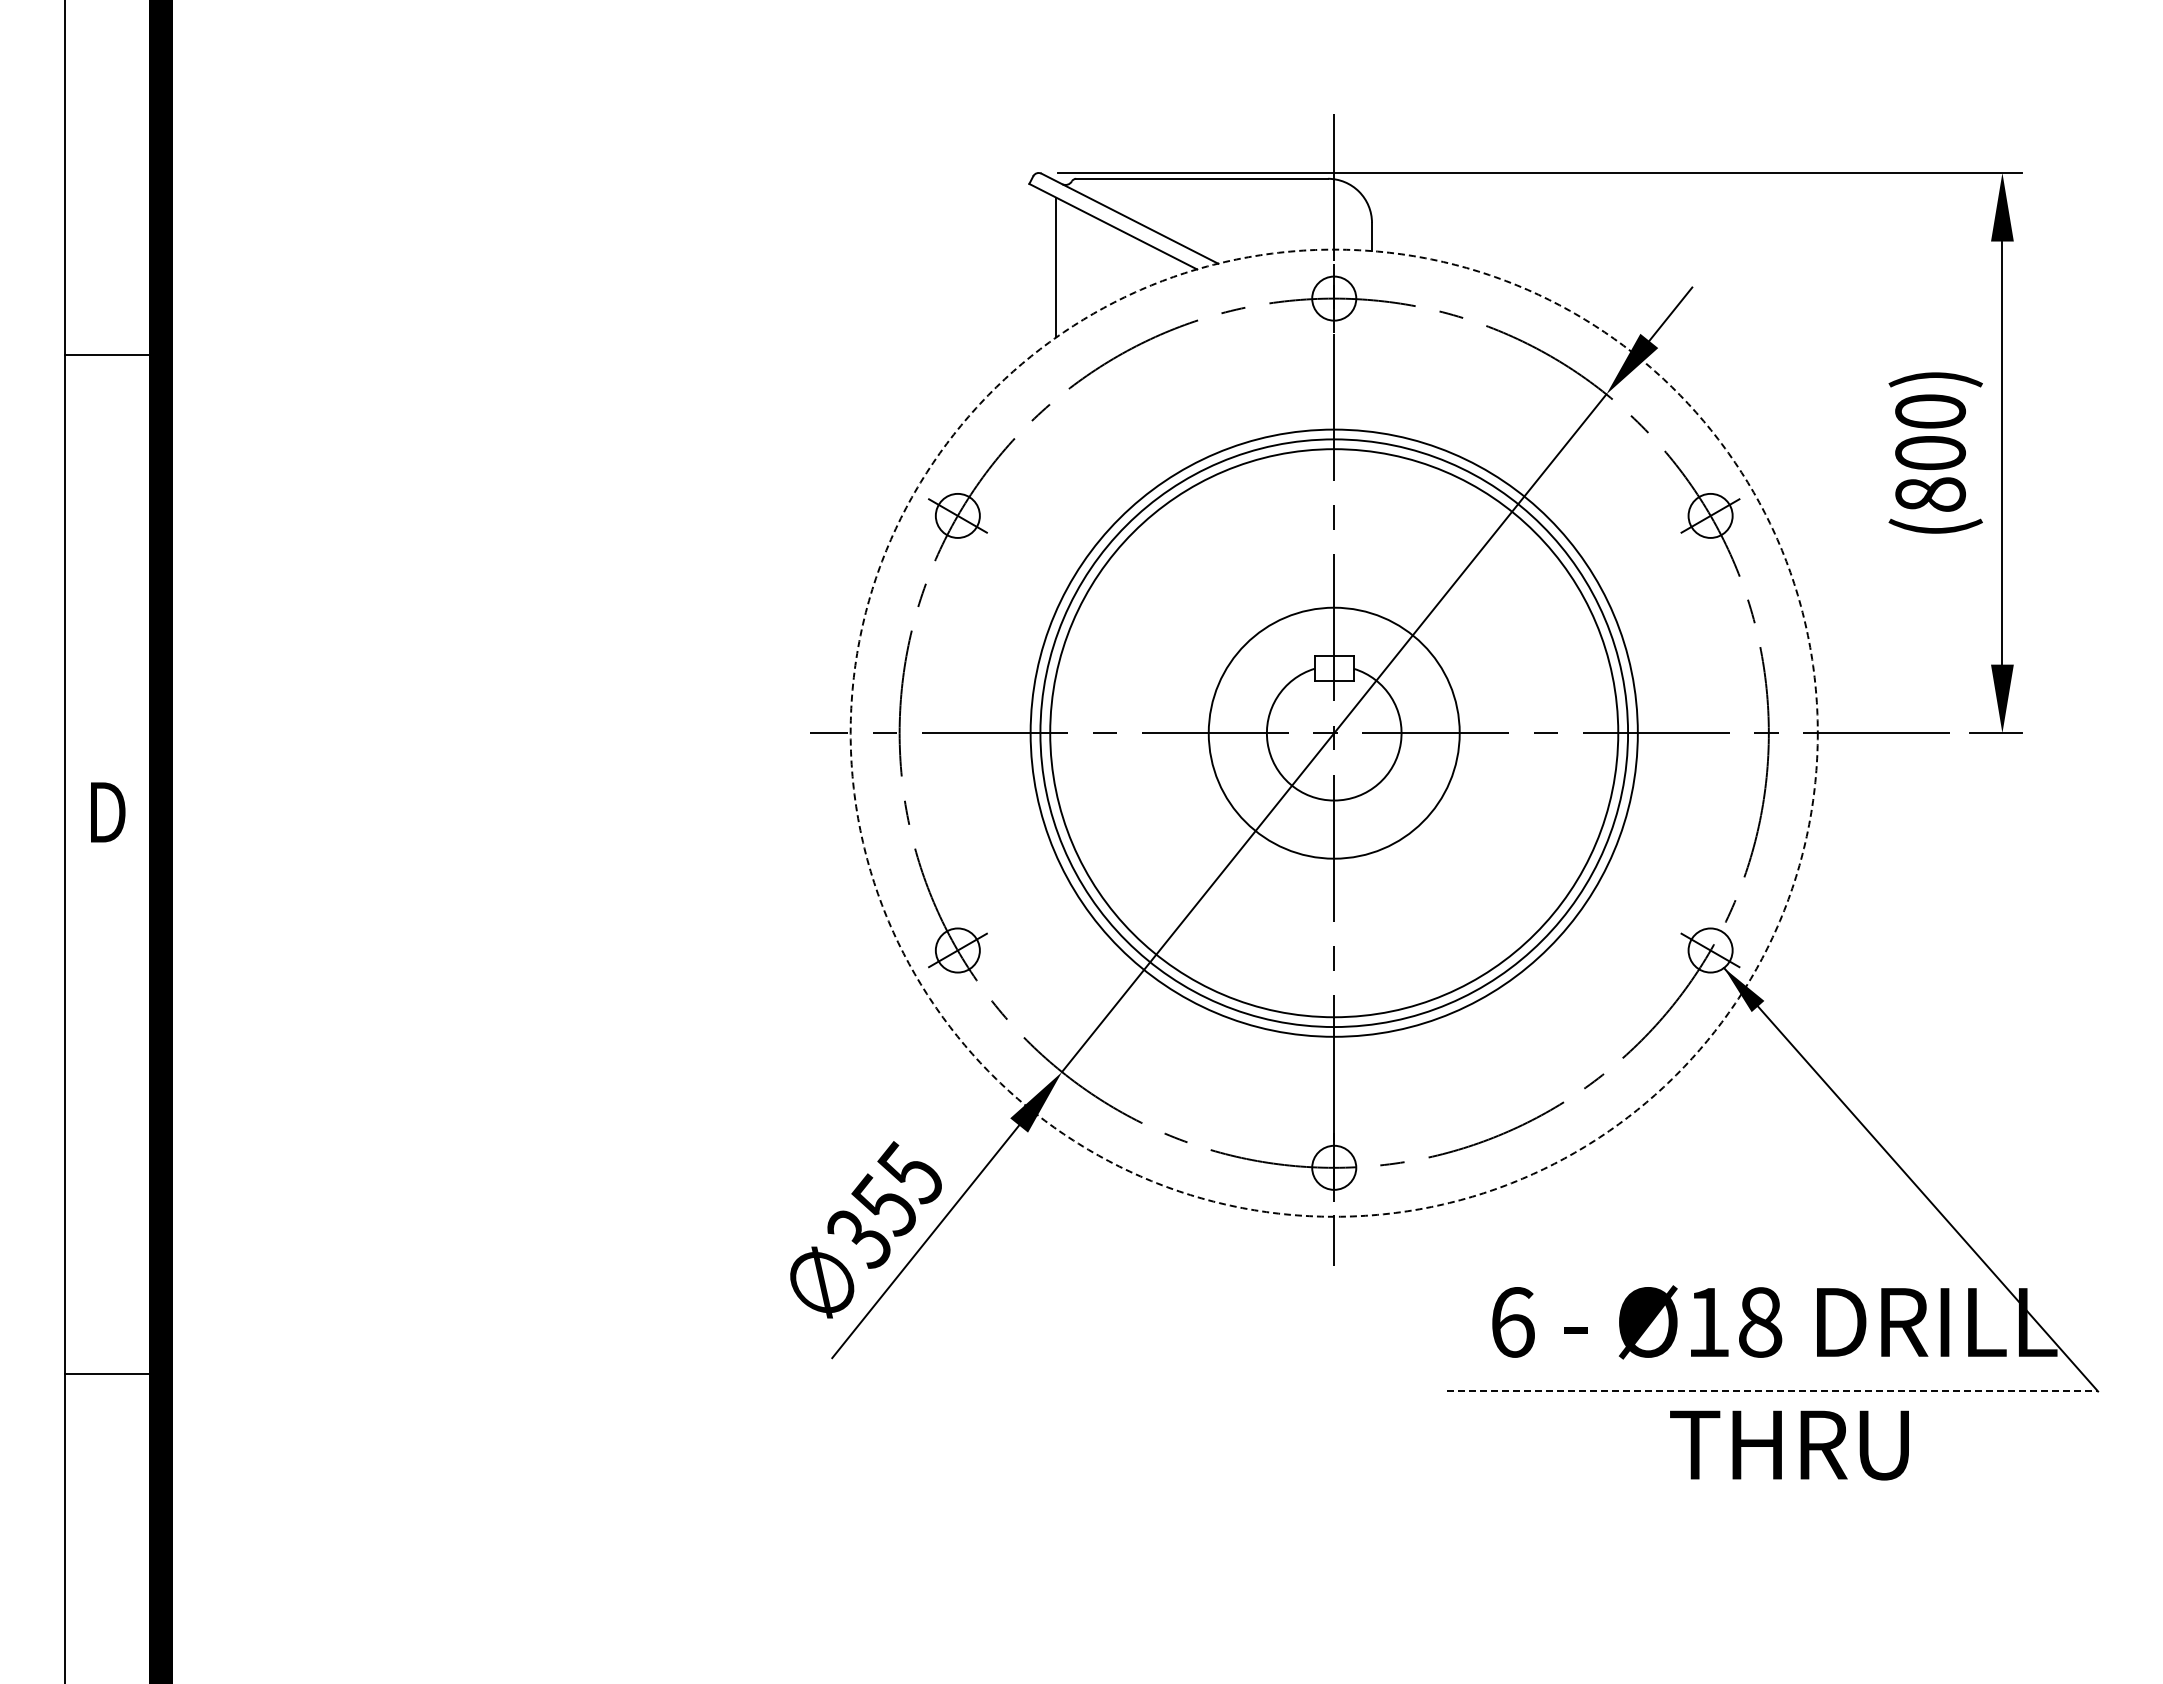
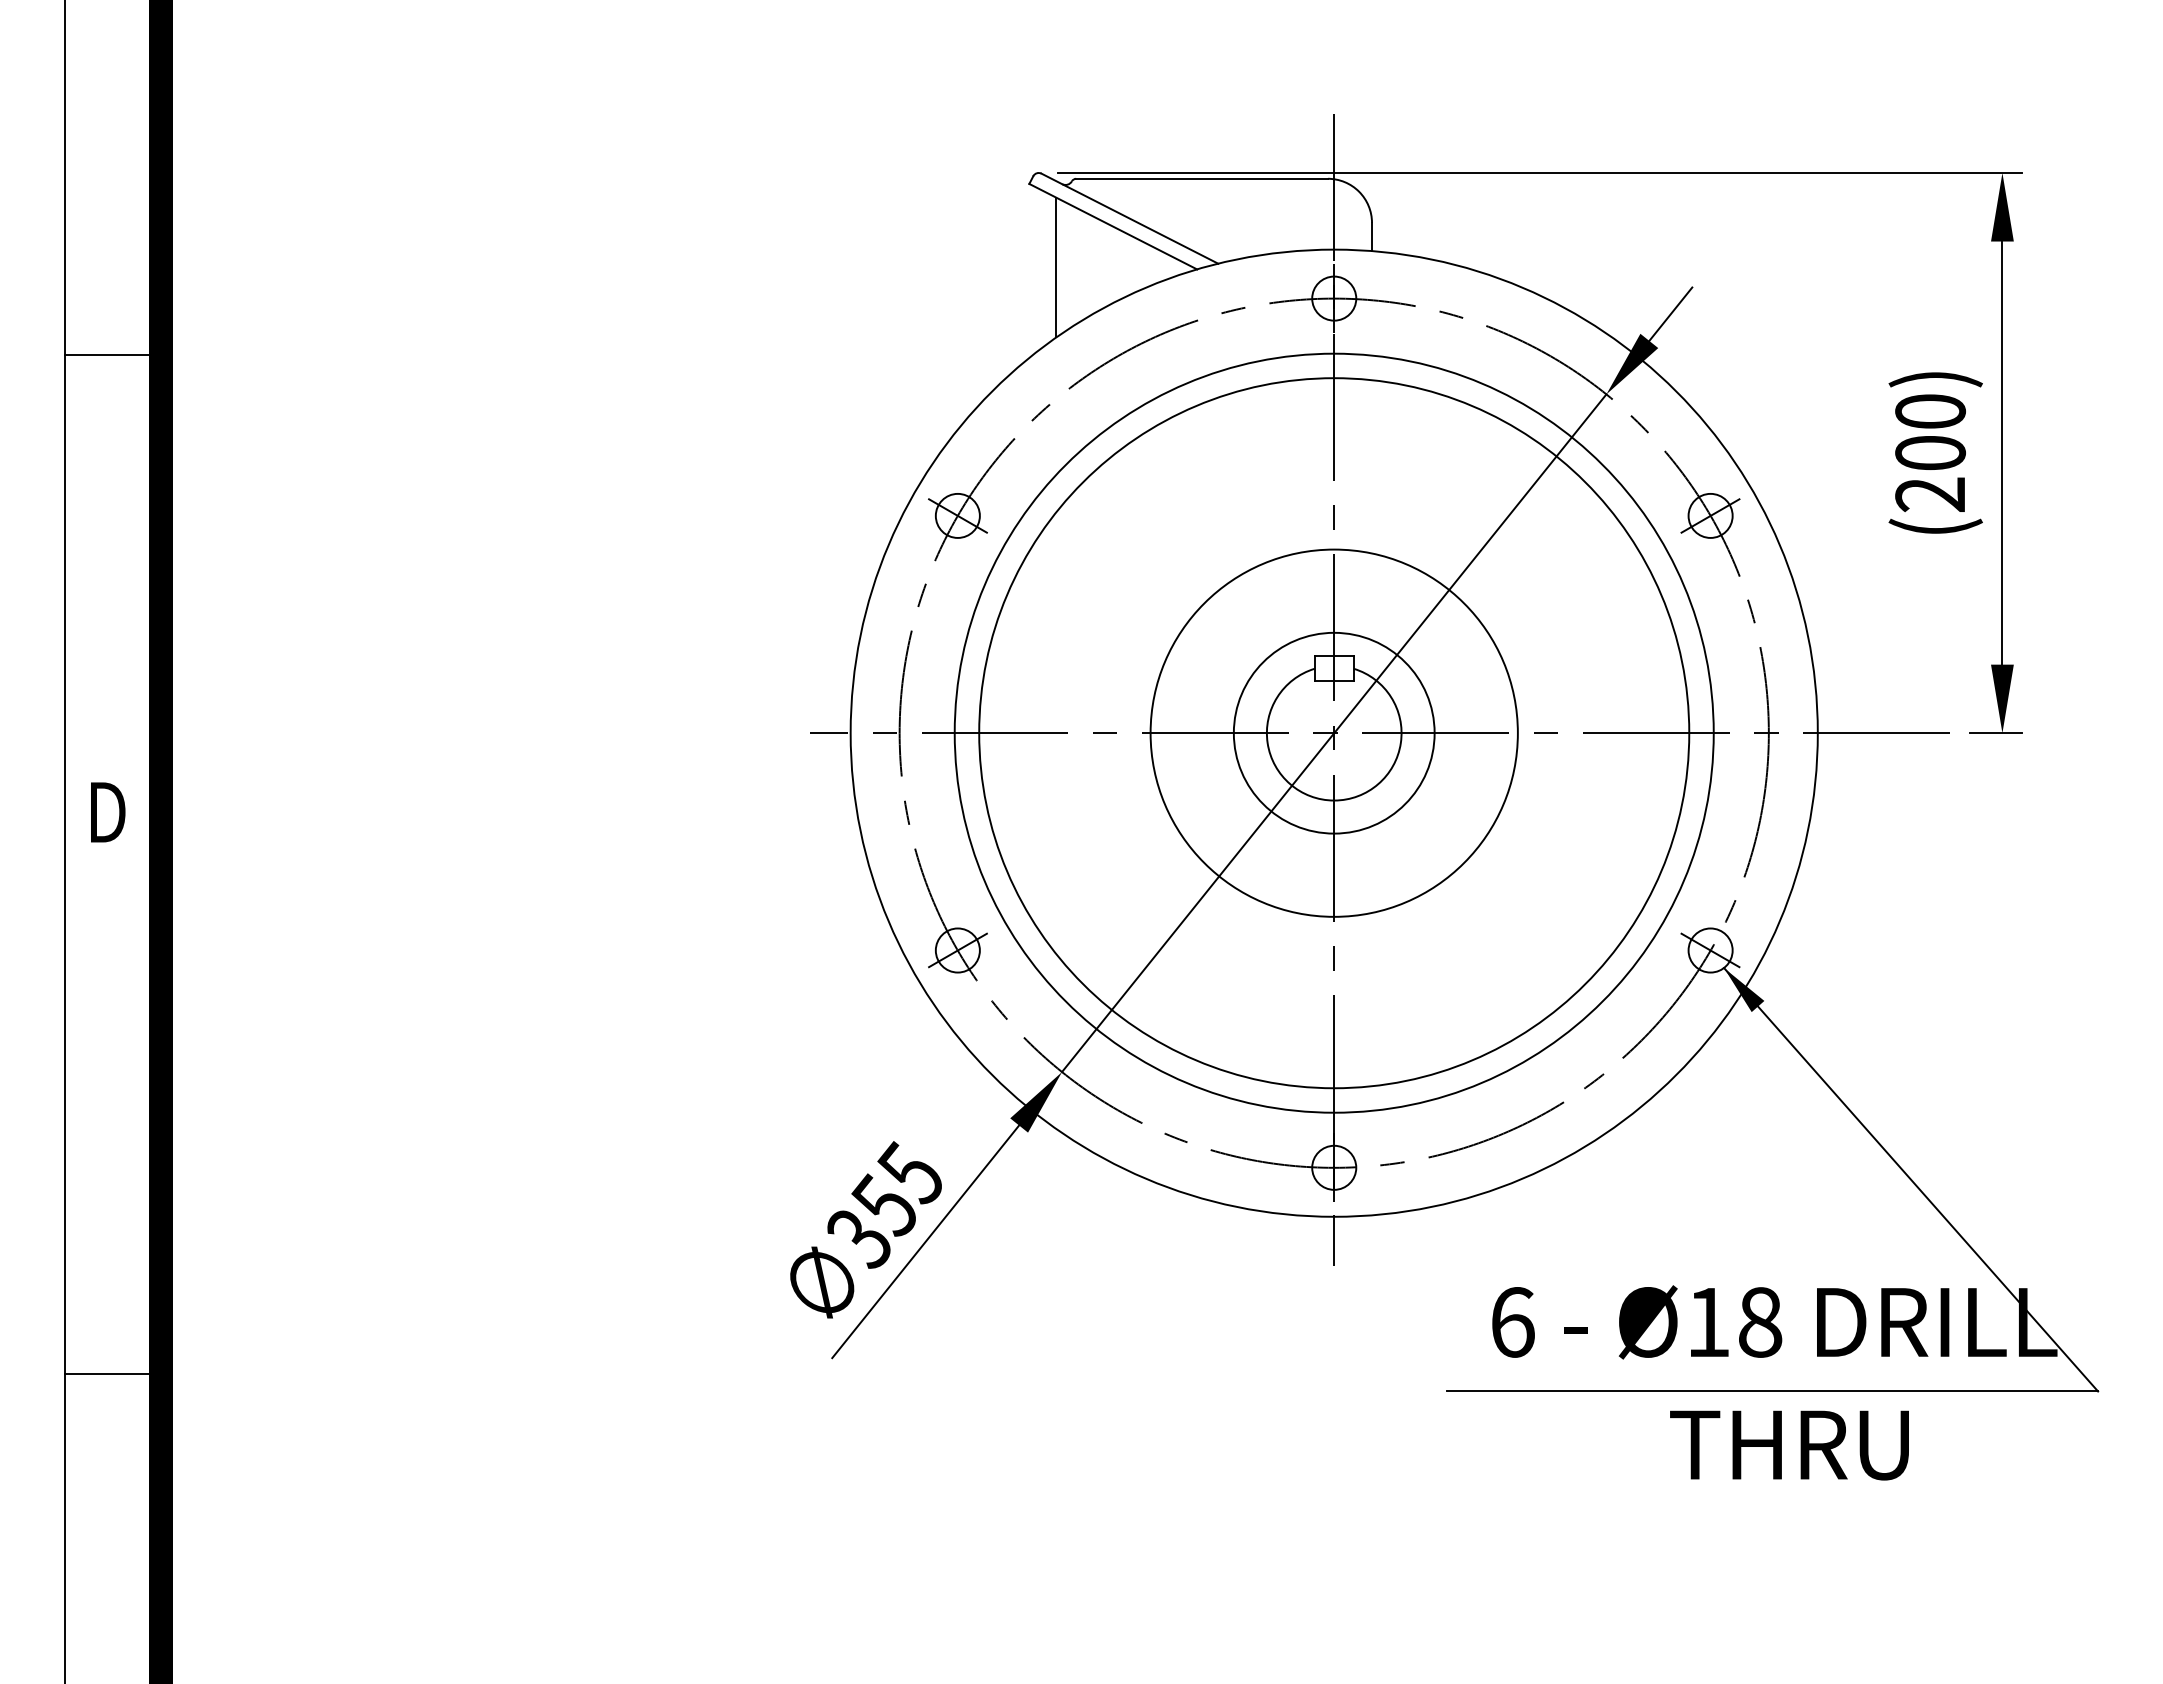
text: (800) -> (200) (1930, 494)
circle diameter: 251 px -> 201 px (1333, 732)
circle diameter: 607 px -> 759 px (1333, 732)
circle: dashed -> solid (1333, 732)
circle diameter: 568 px -> 710 px (1334, 733)
circle diameter: 588 px -> 367 px (1333, 732)
line: dashed -> solid (1772, 1391)
